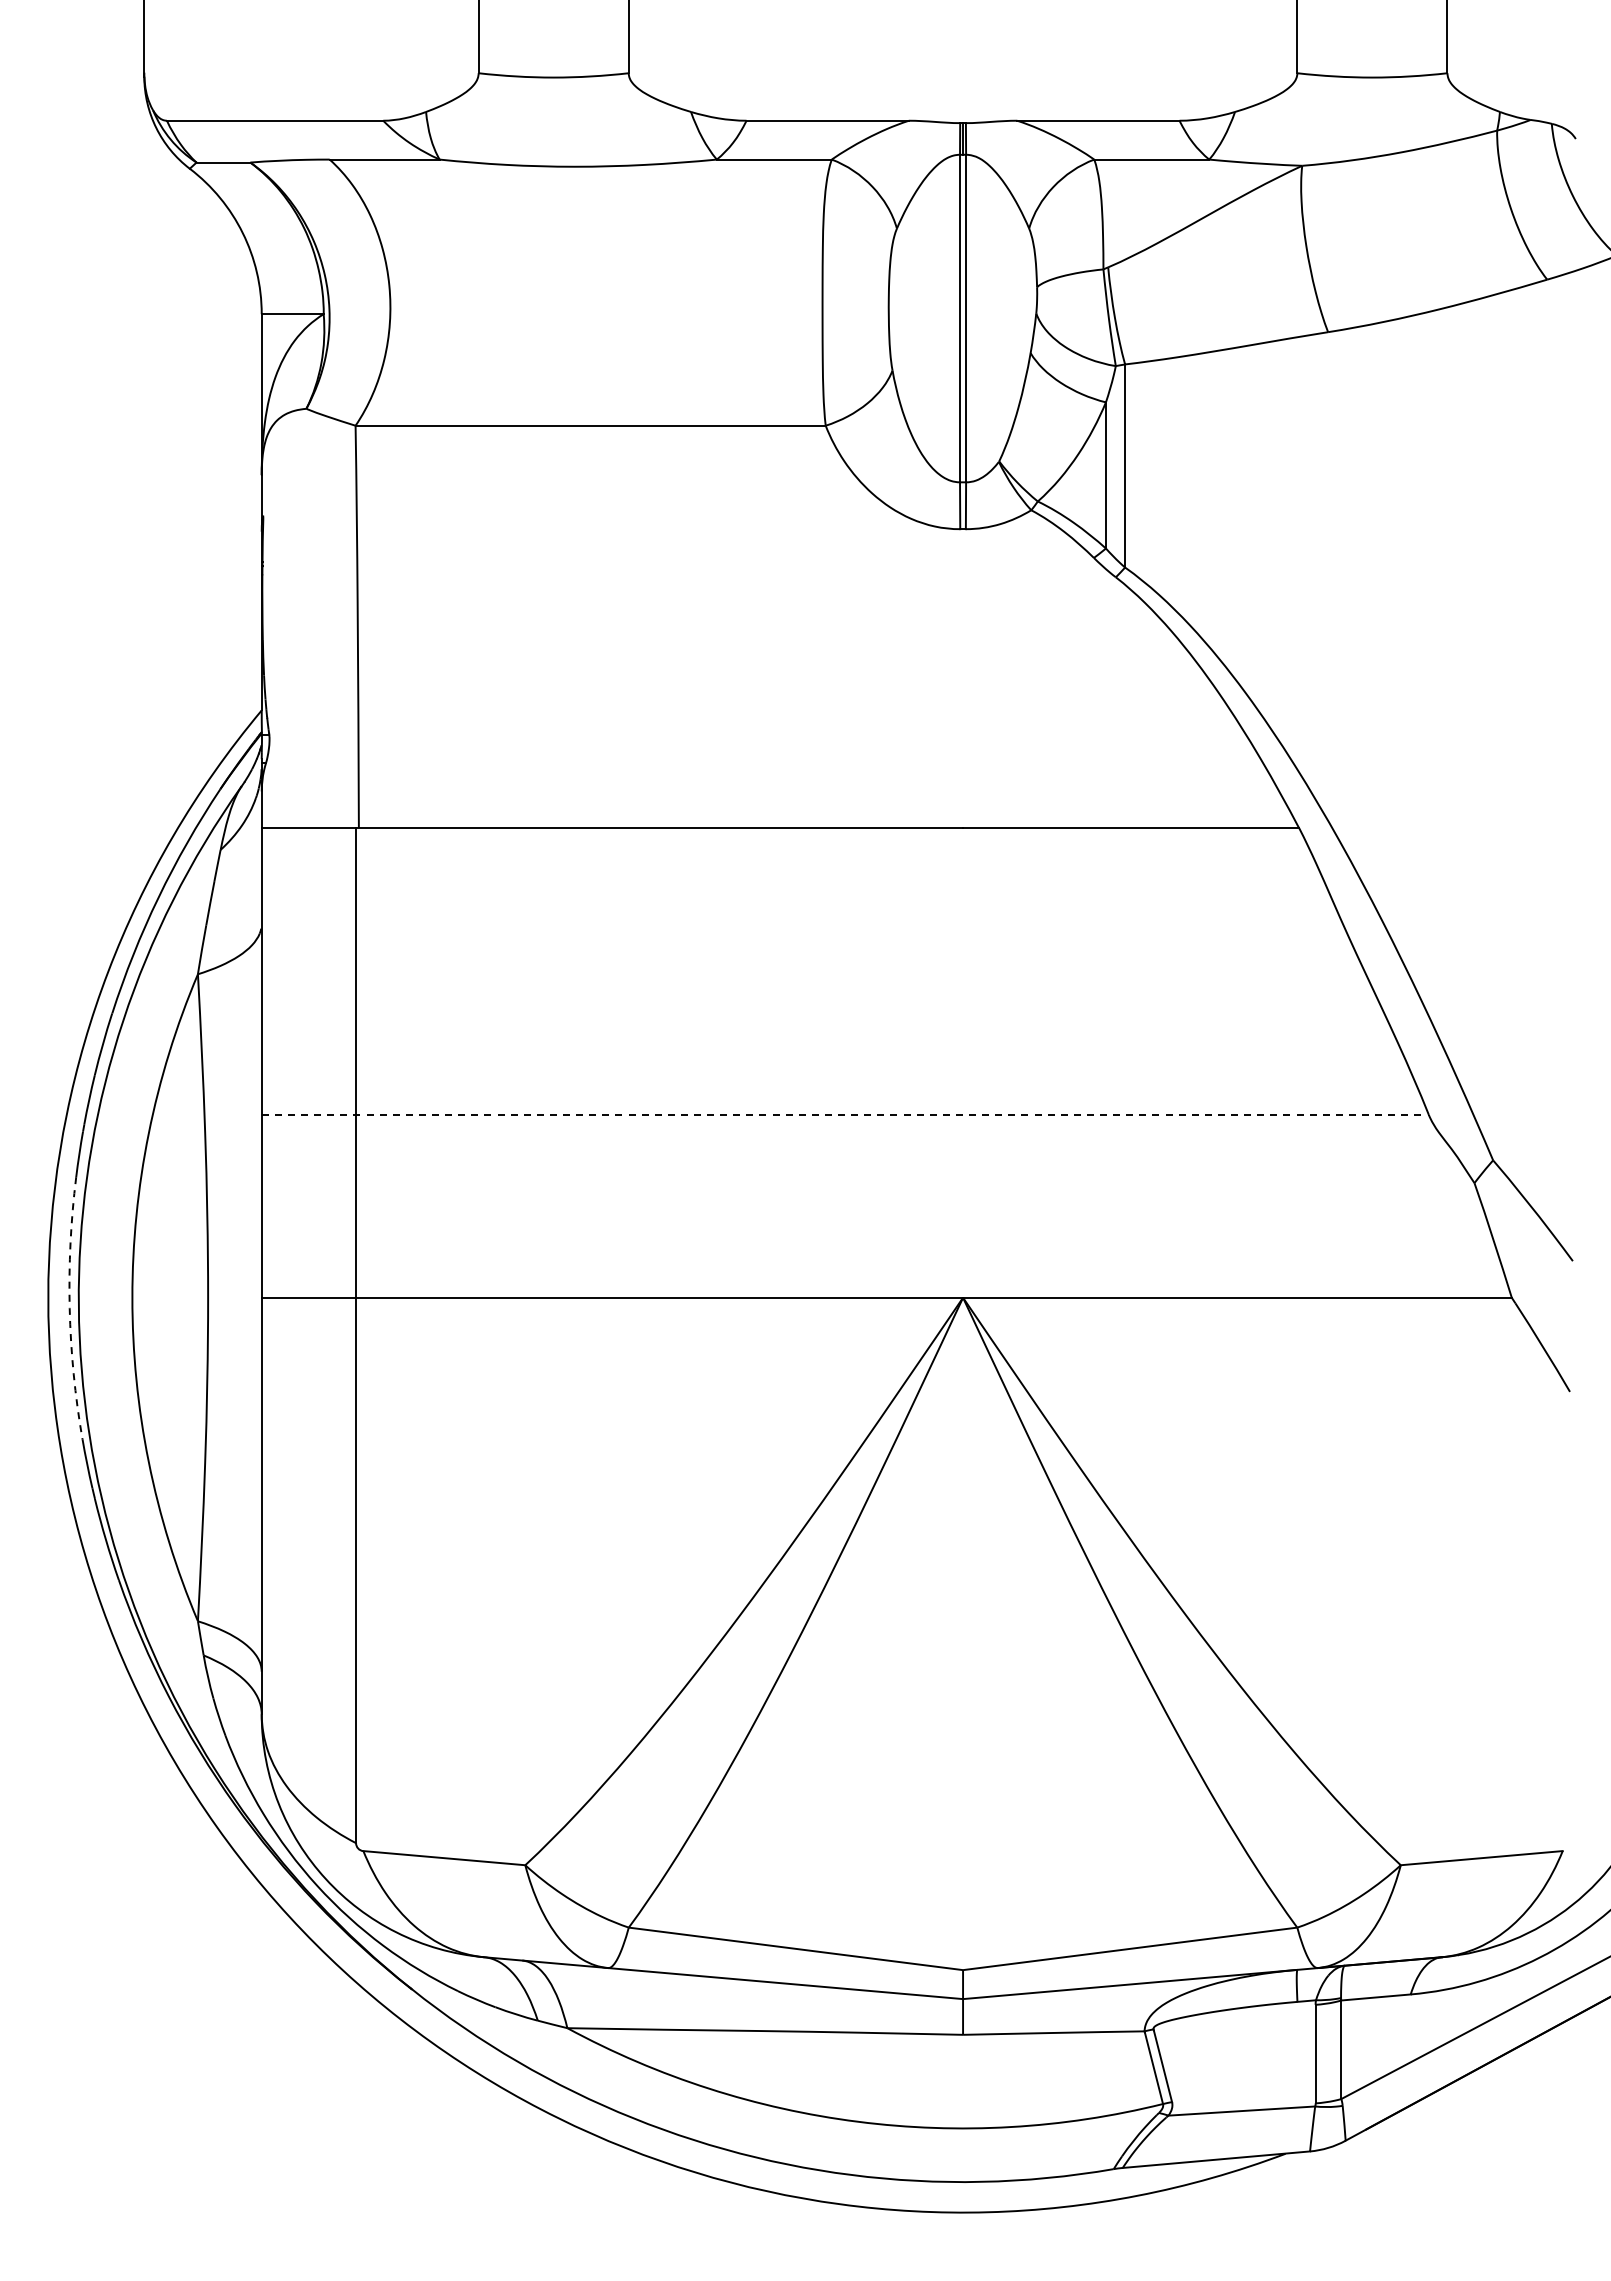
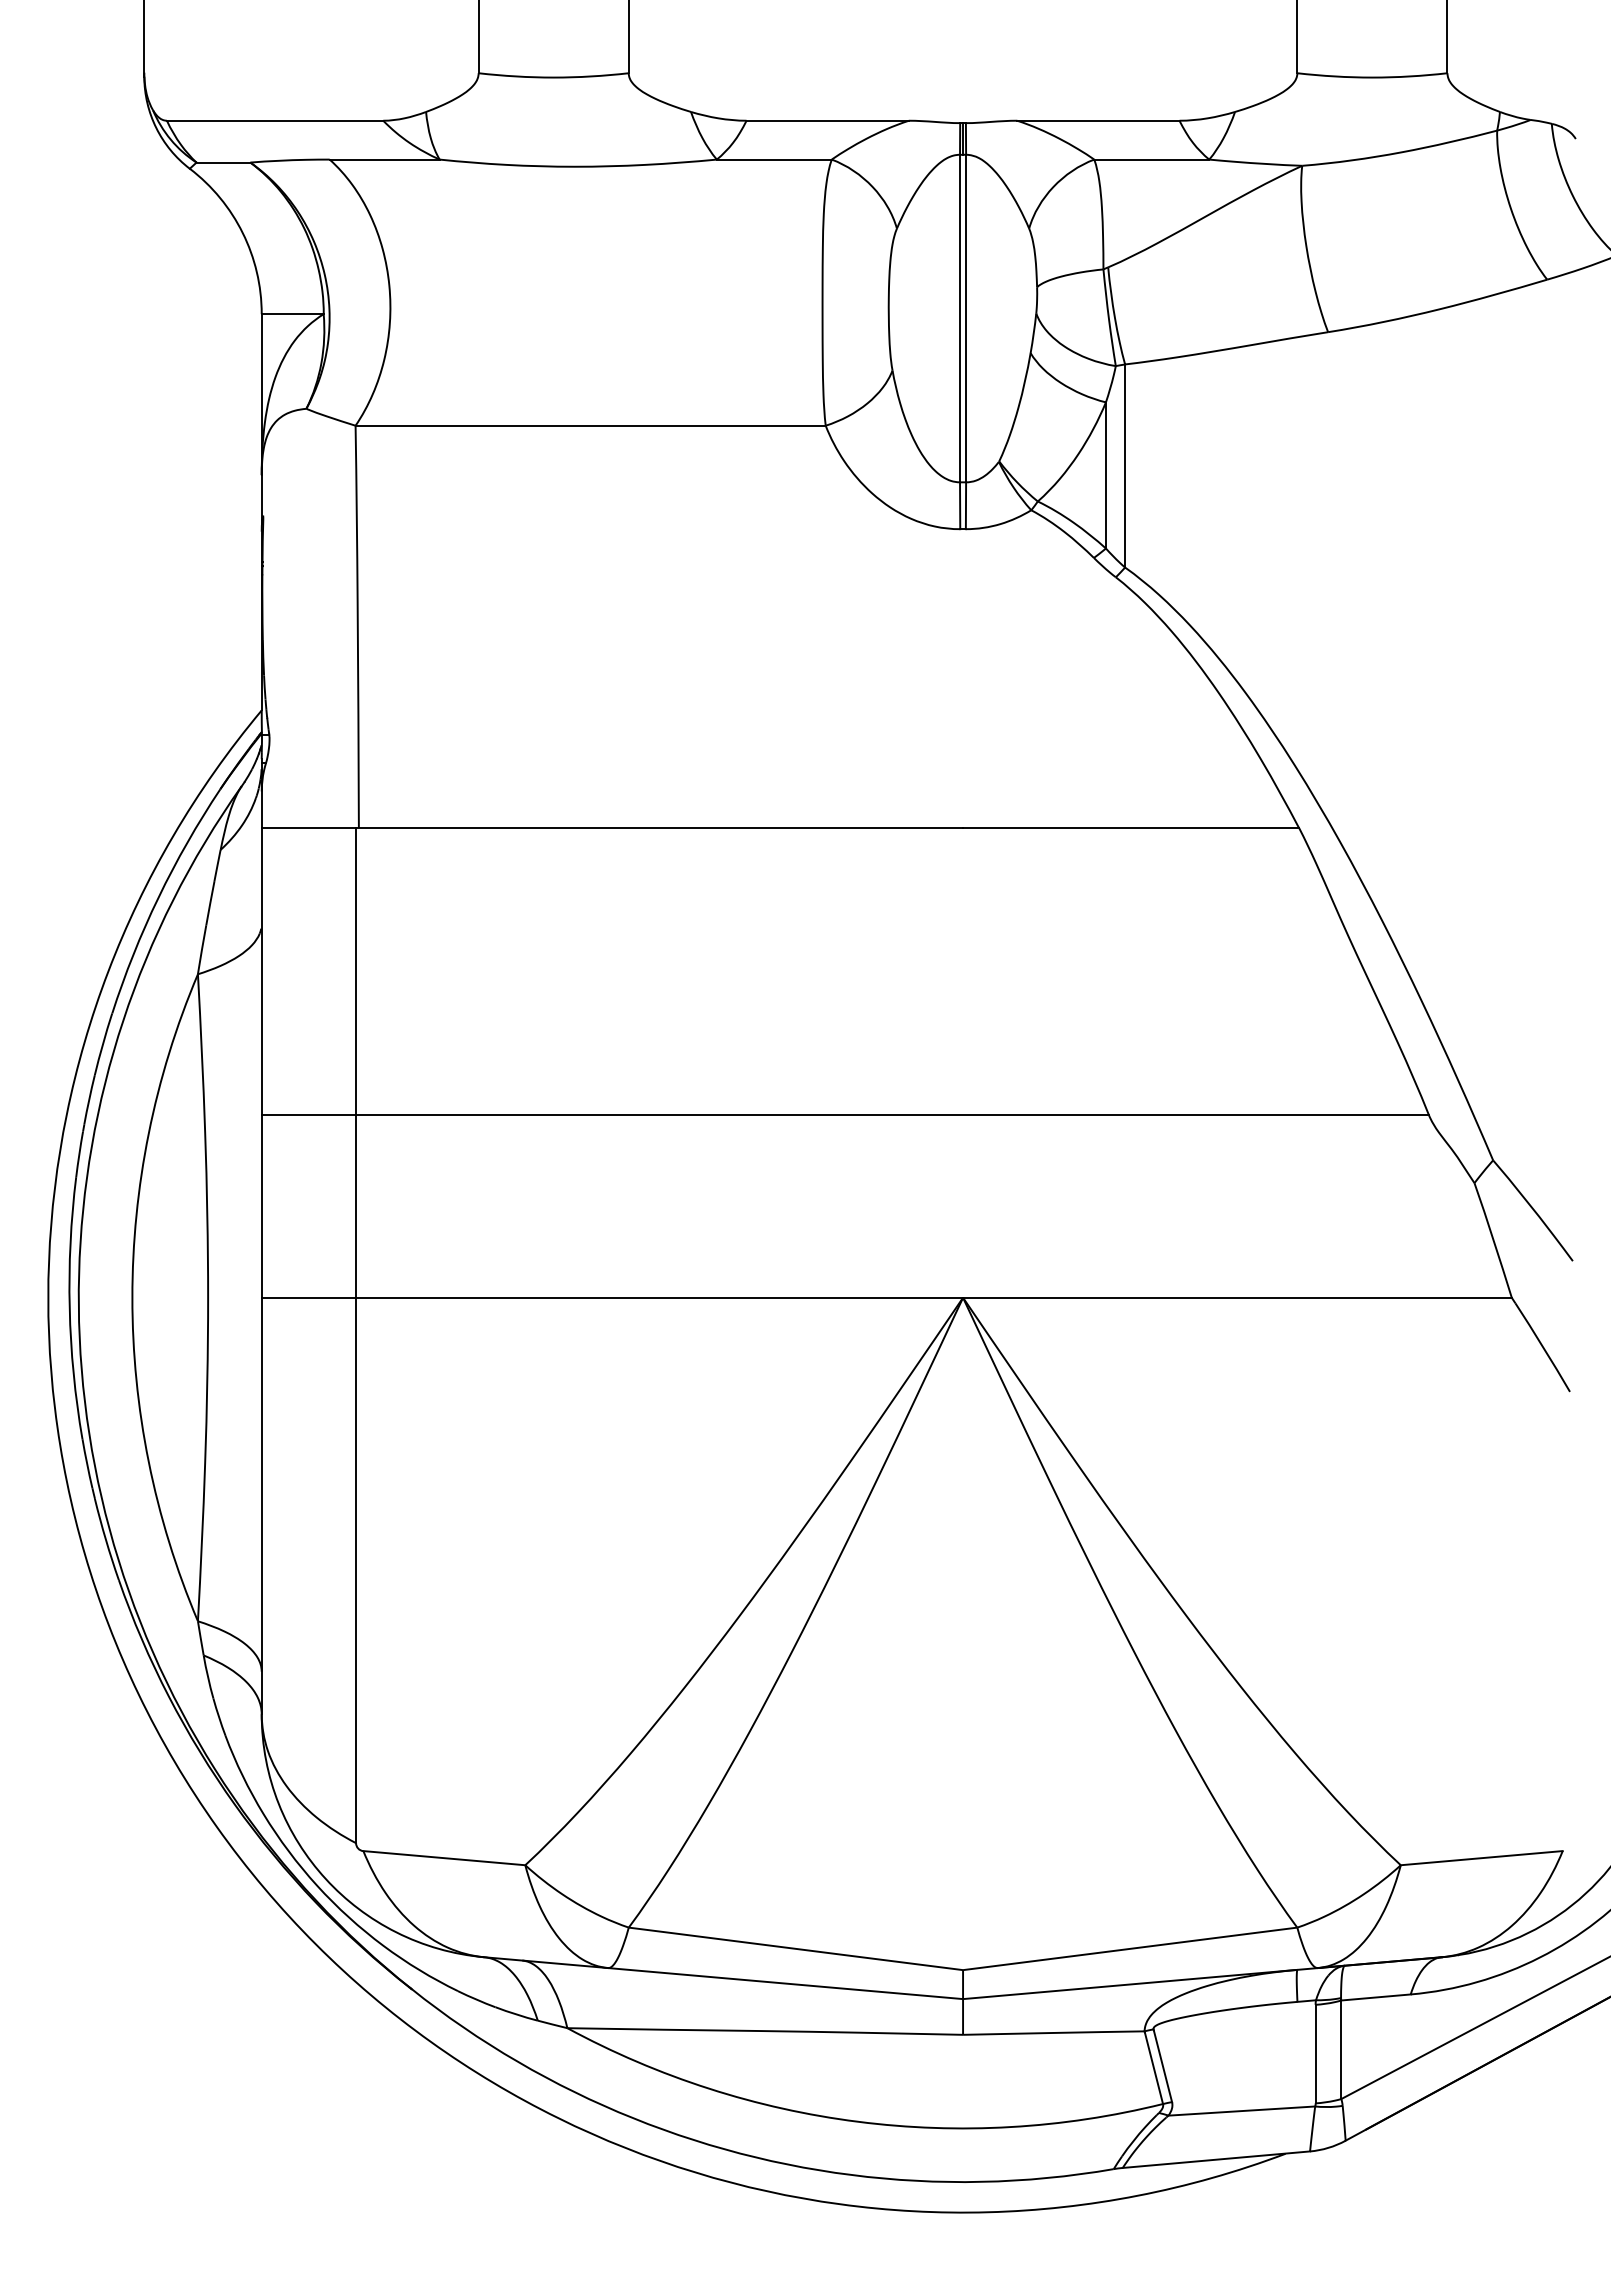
line: dashed -> solid (845, 1114)
arc: dashed -> solid (69, 1308)
